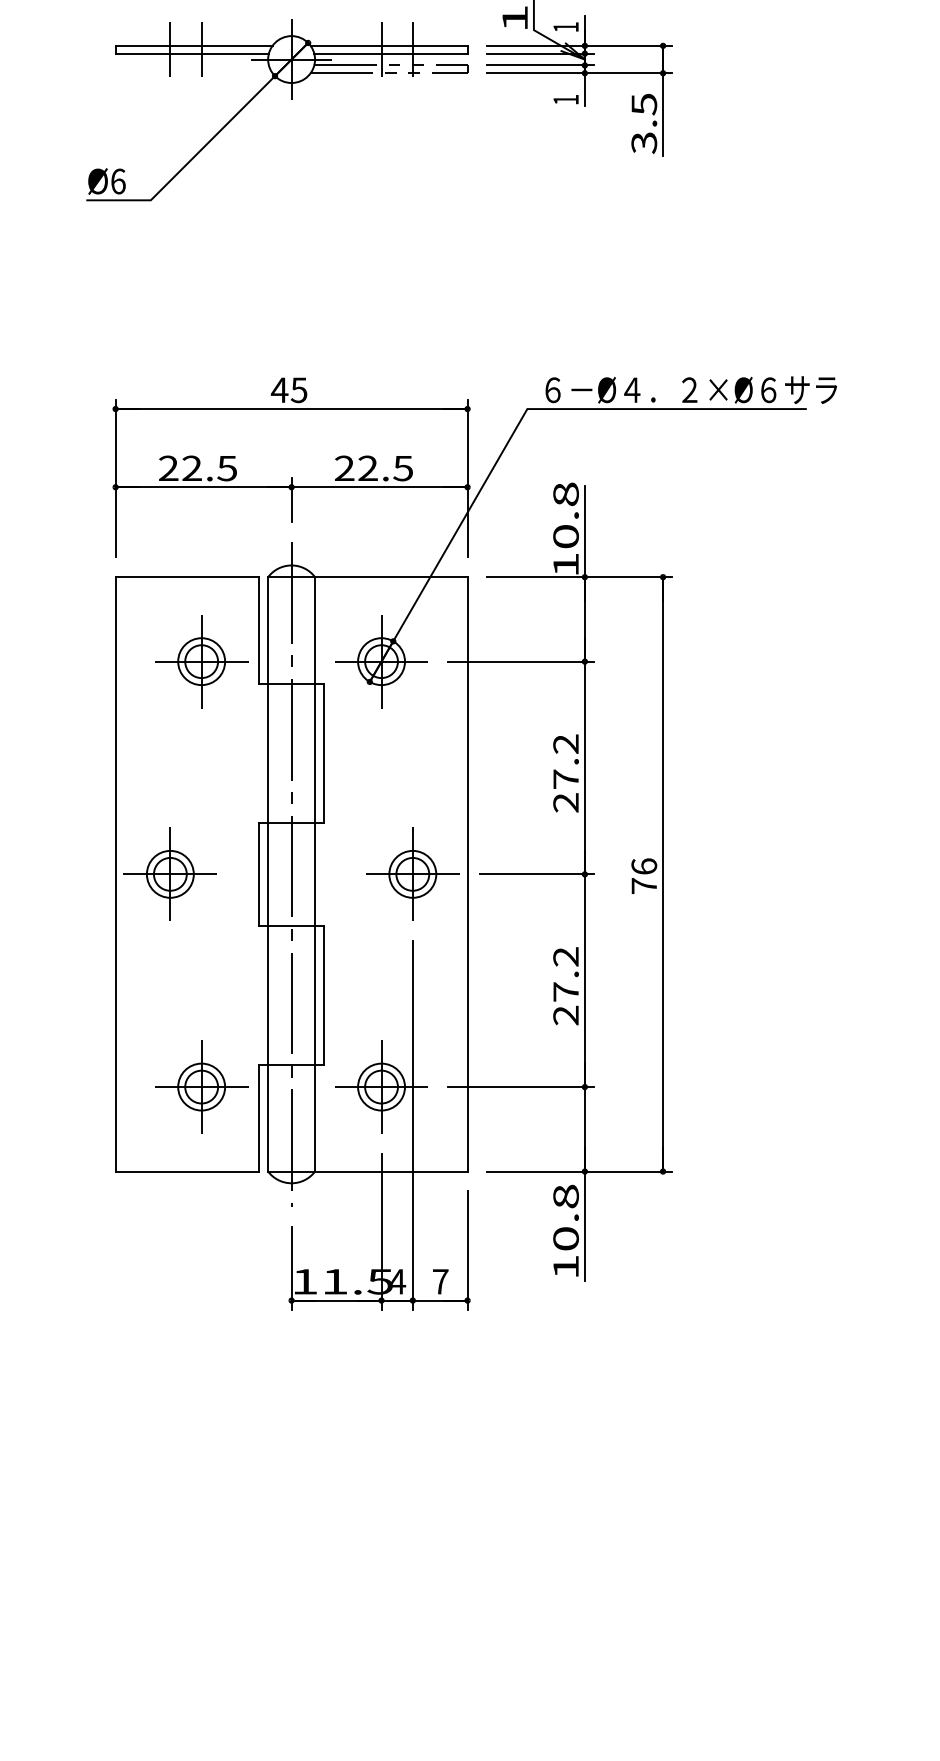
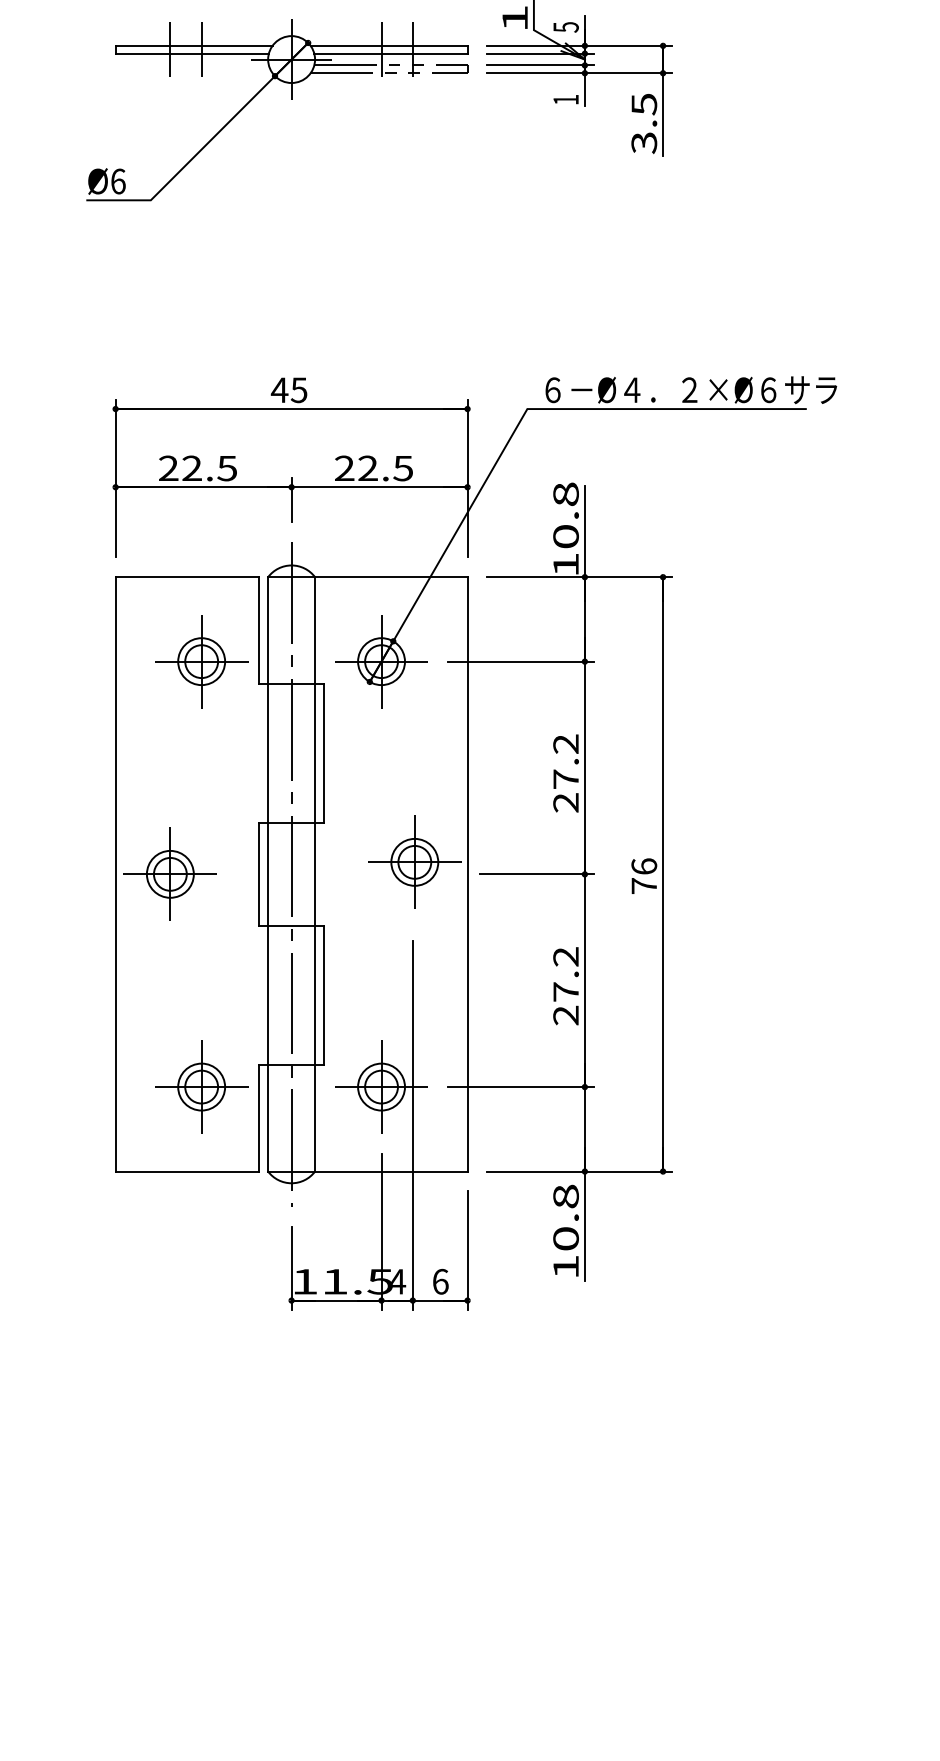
text: 1 -> 5 (565, 27)
part position: (412, 873) -> (414, 861) (414, 861)
text: 7 -> 6 (440, 1281)
